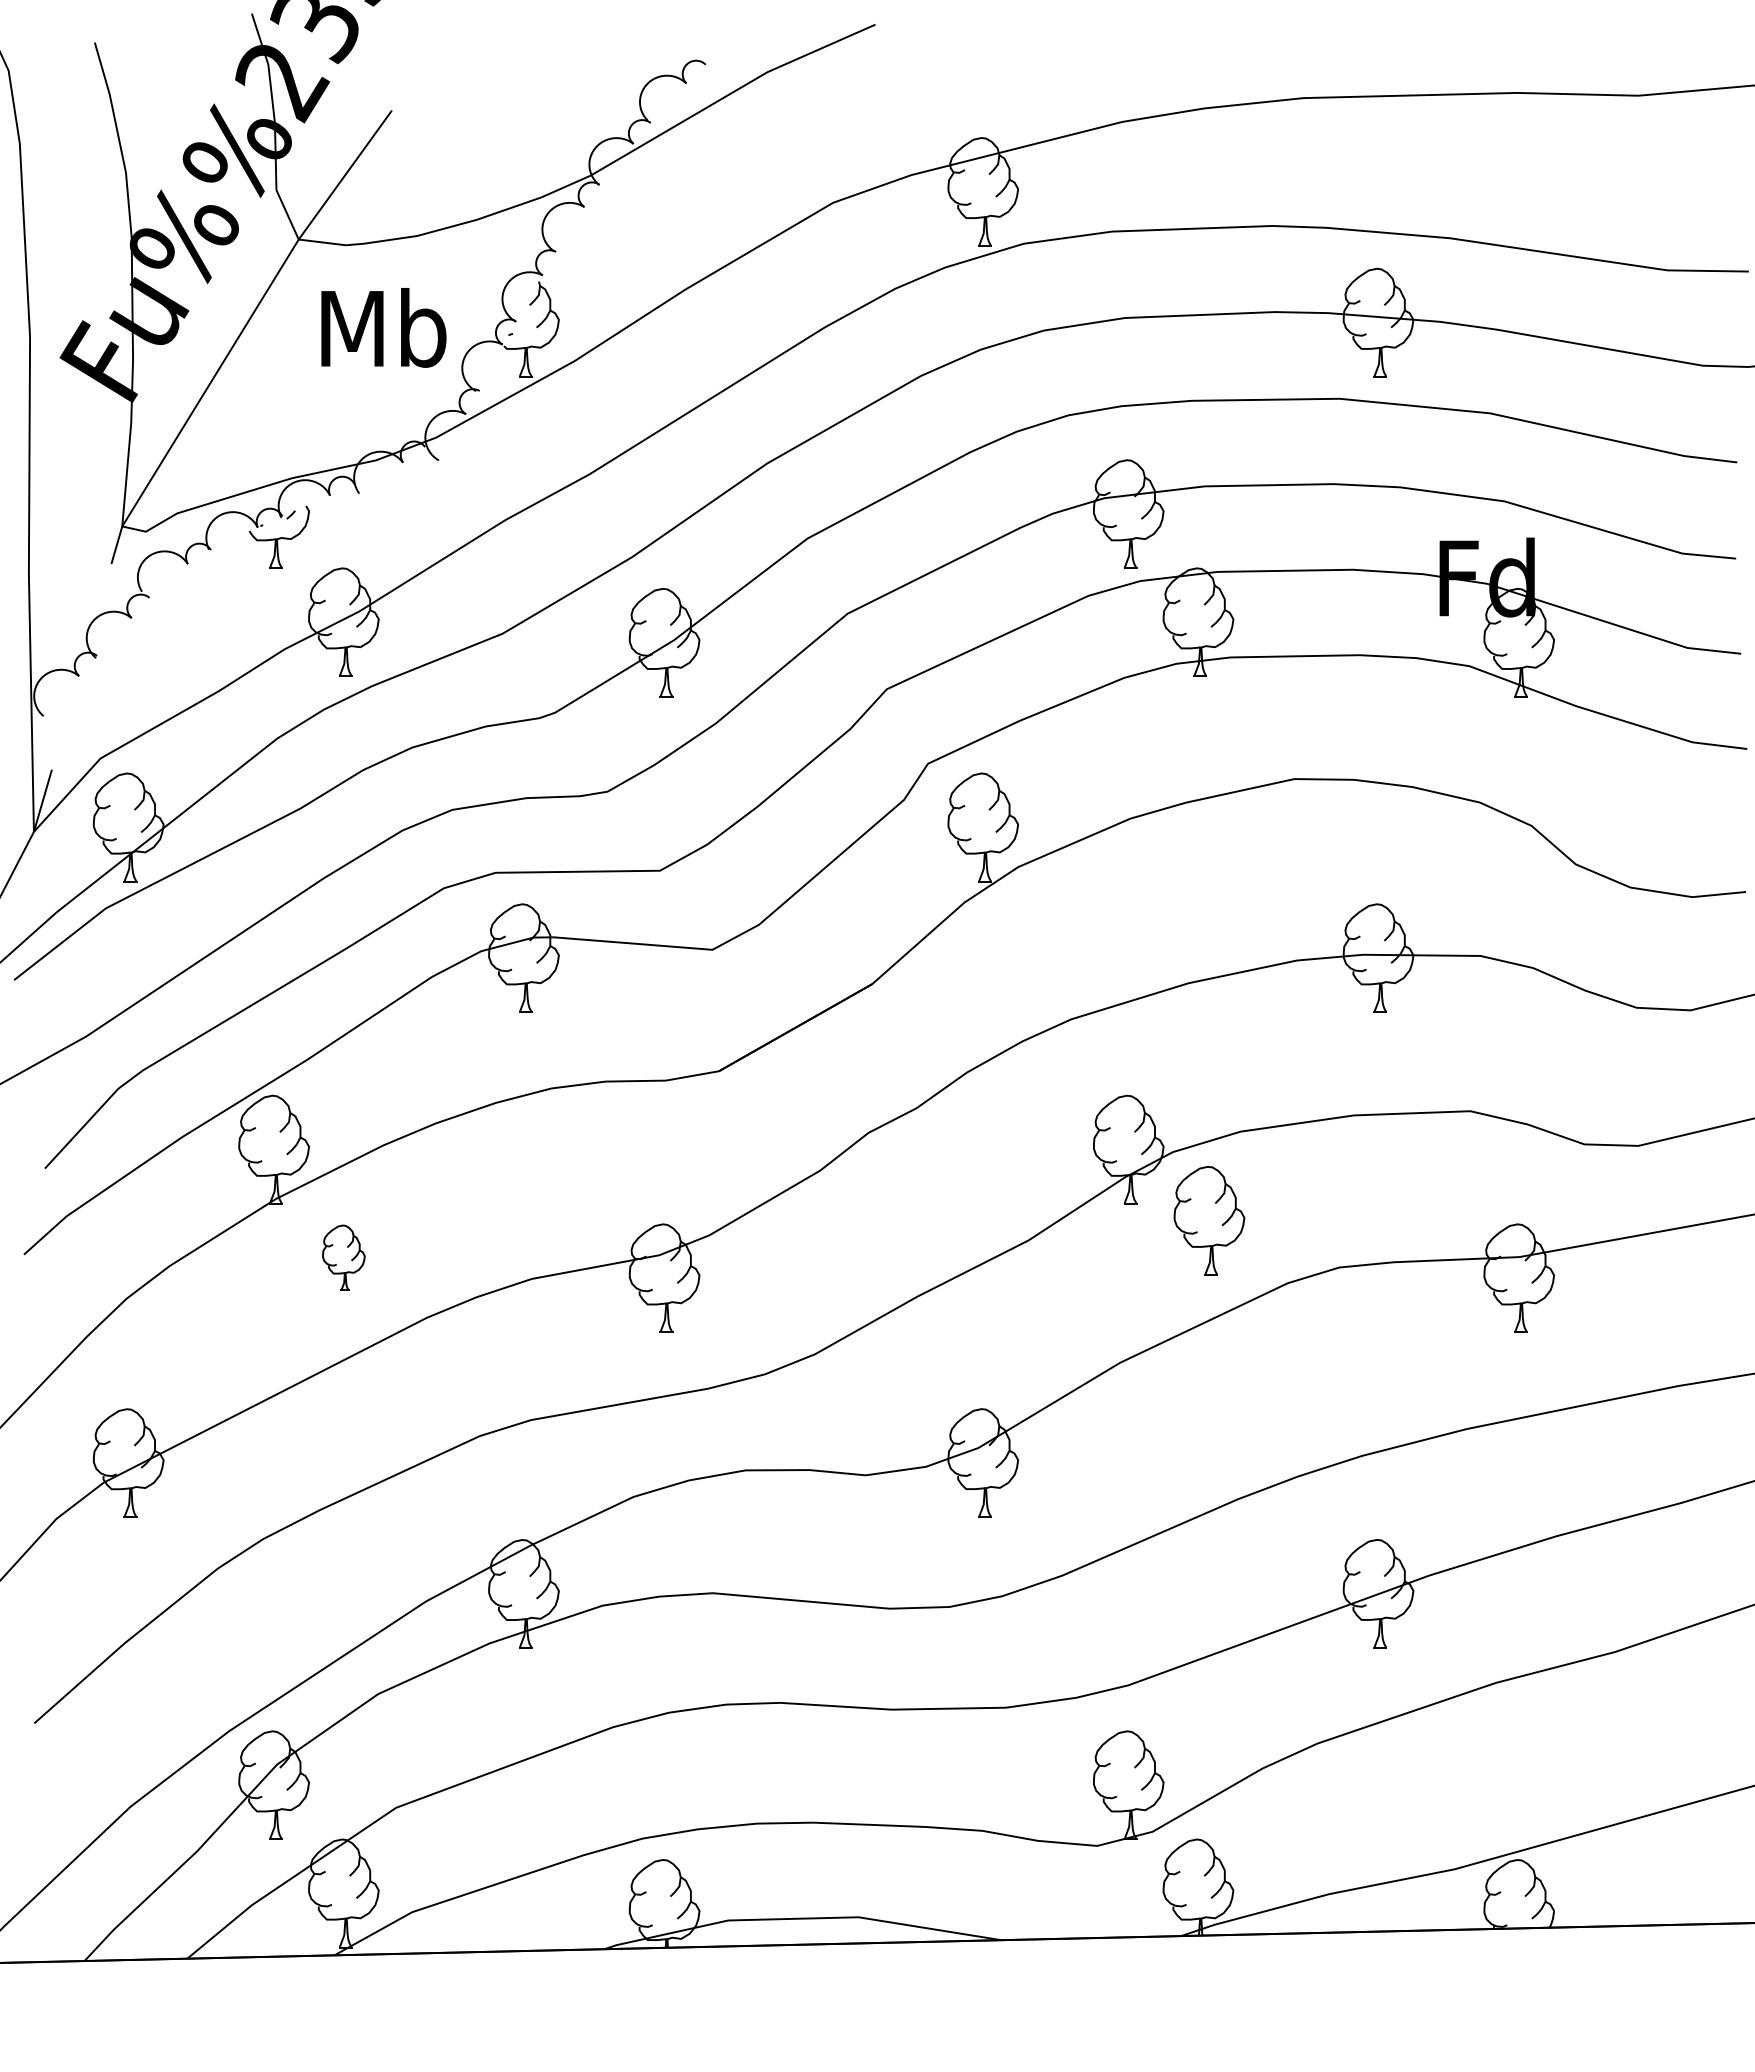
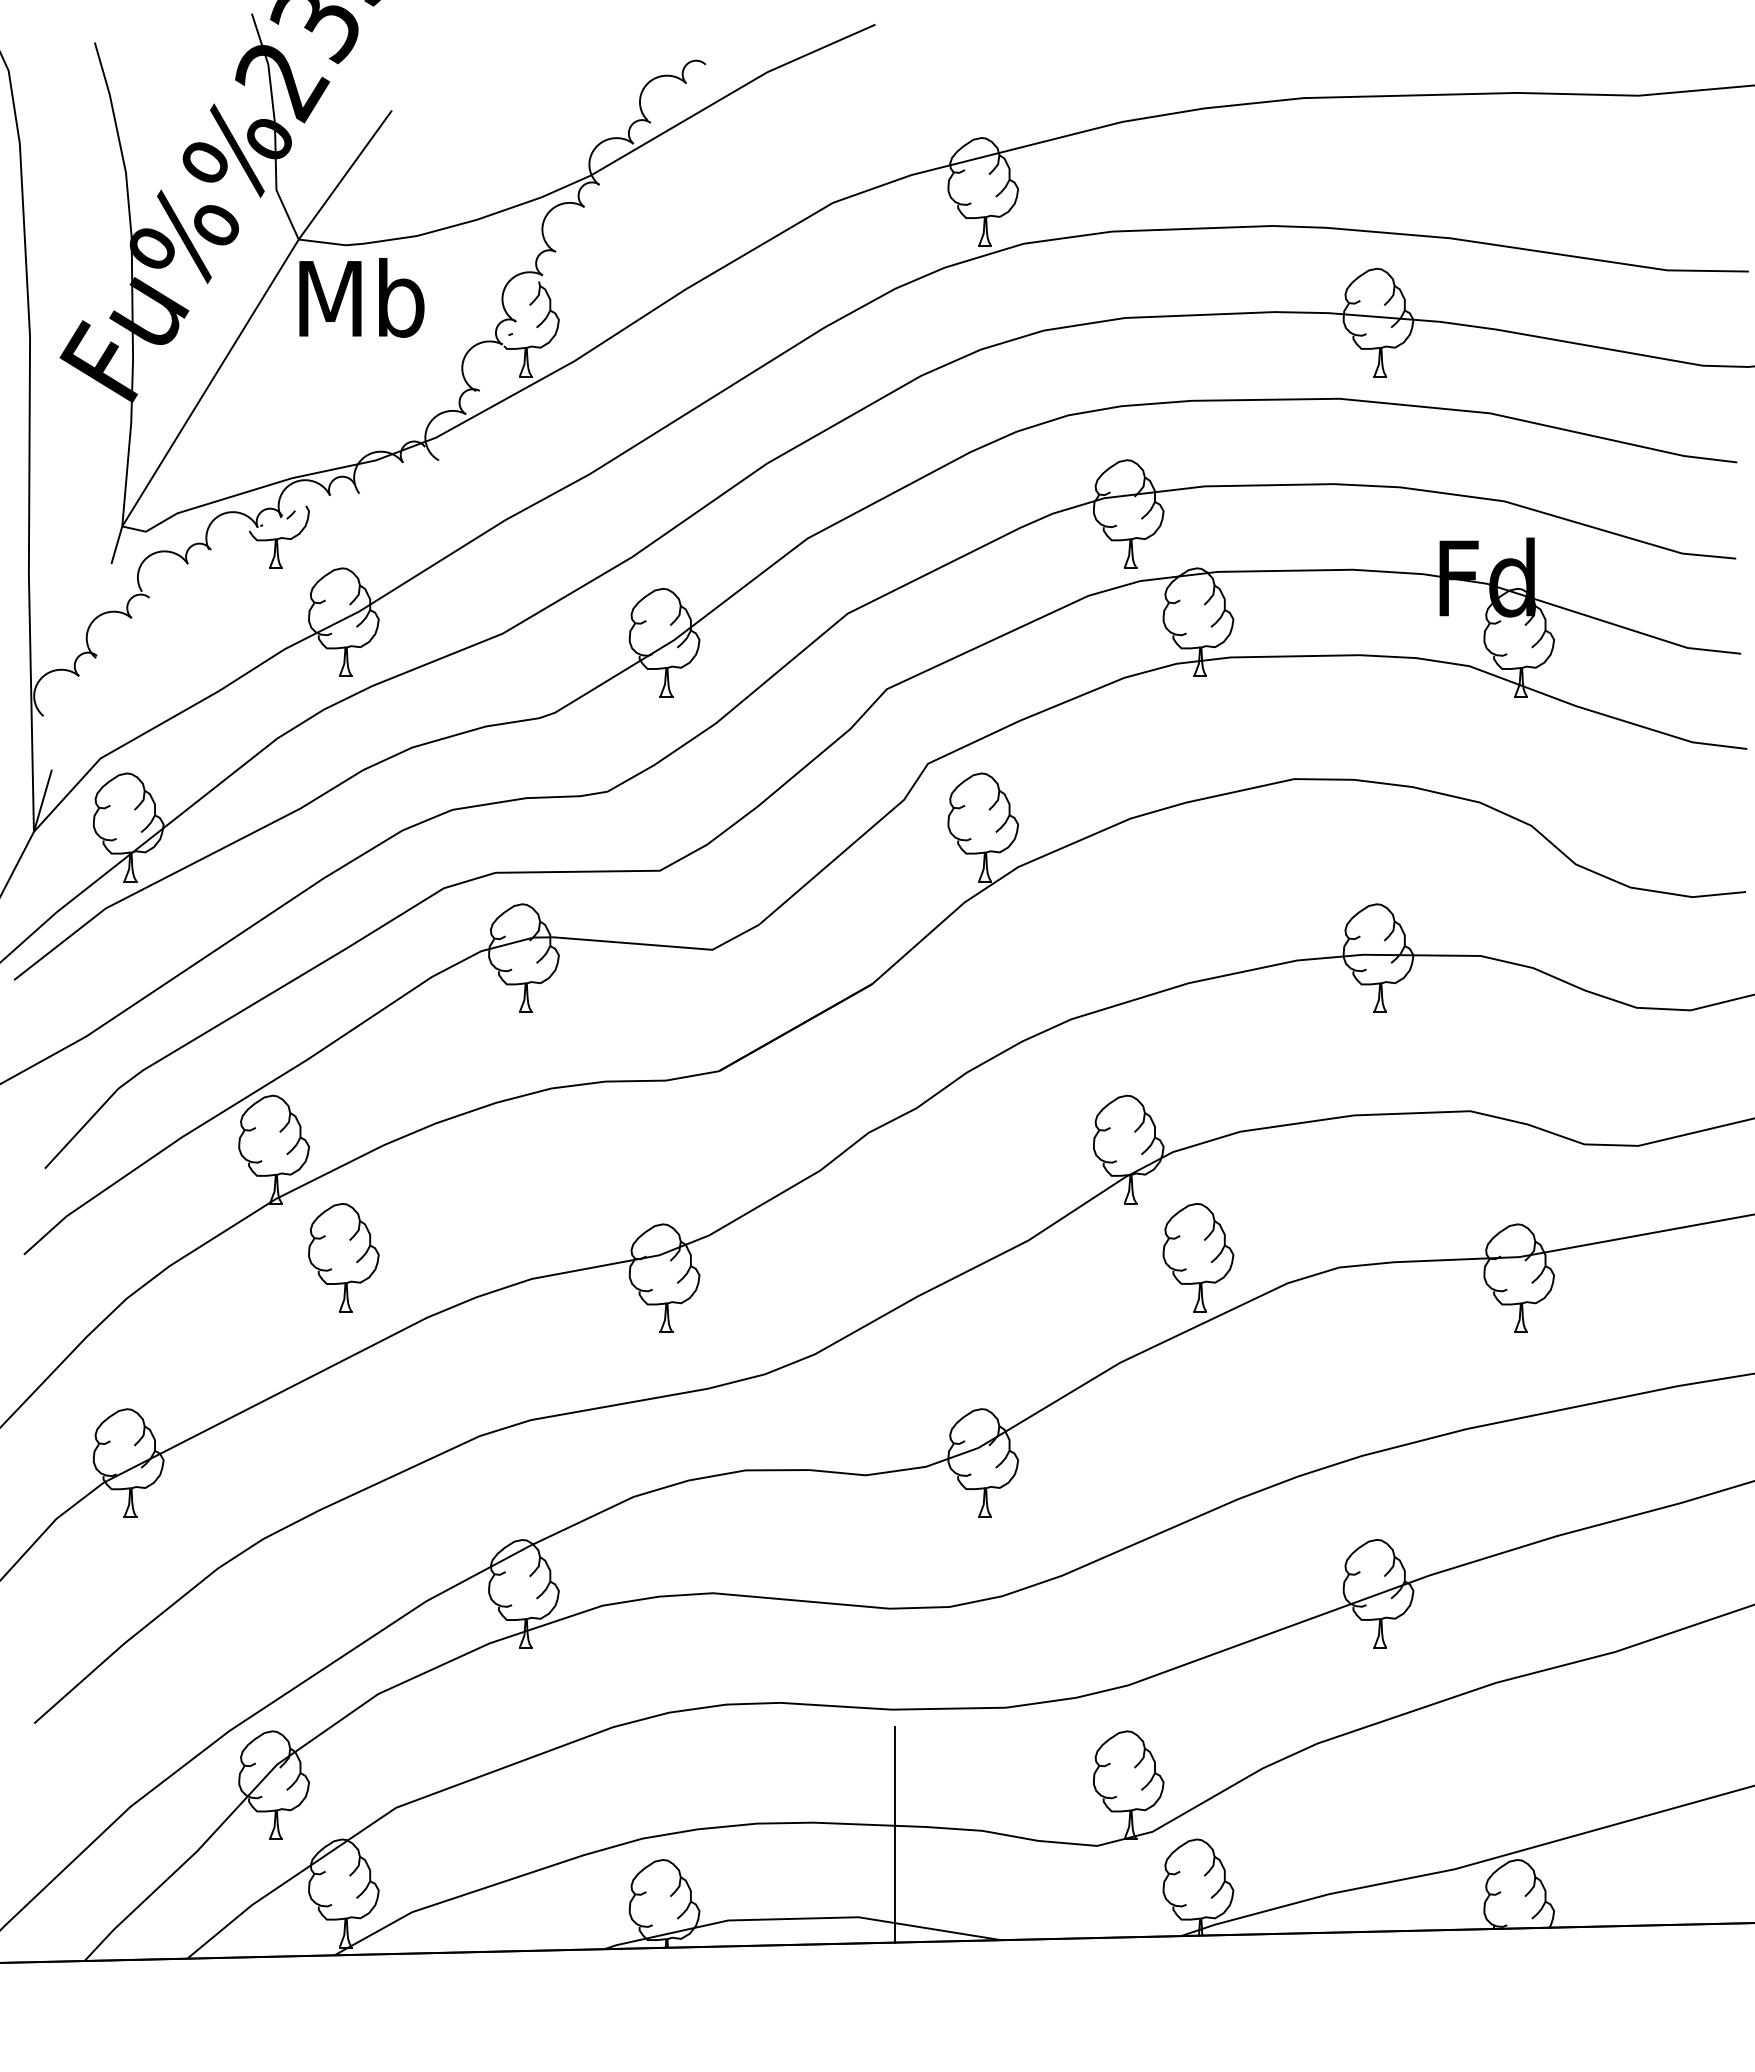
text position: (383, 327) -> (361, 297) (361, 297)
part position: (1209, 1220) -> (1198, 1257) (1198, 1257)
part size: 44x67 px -> 72x110 px (343, 1257)
line: none -> present (894, 1834)
